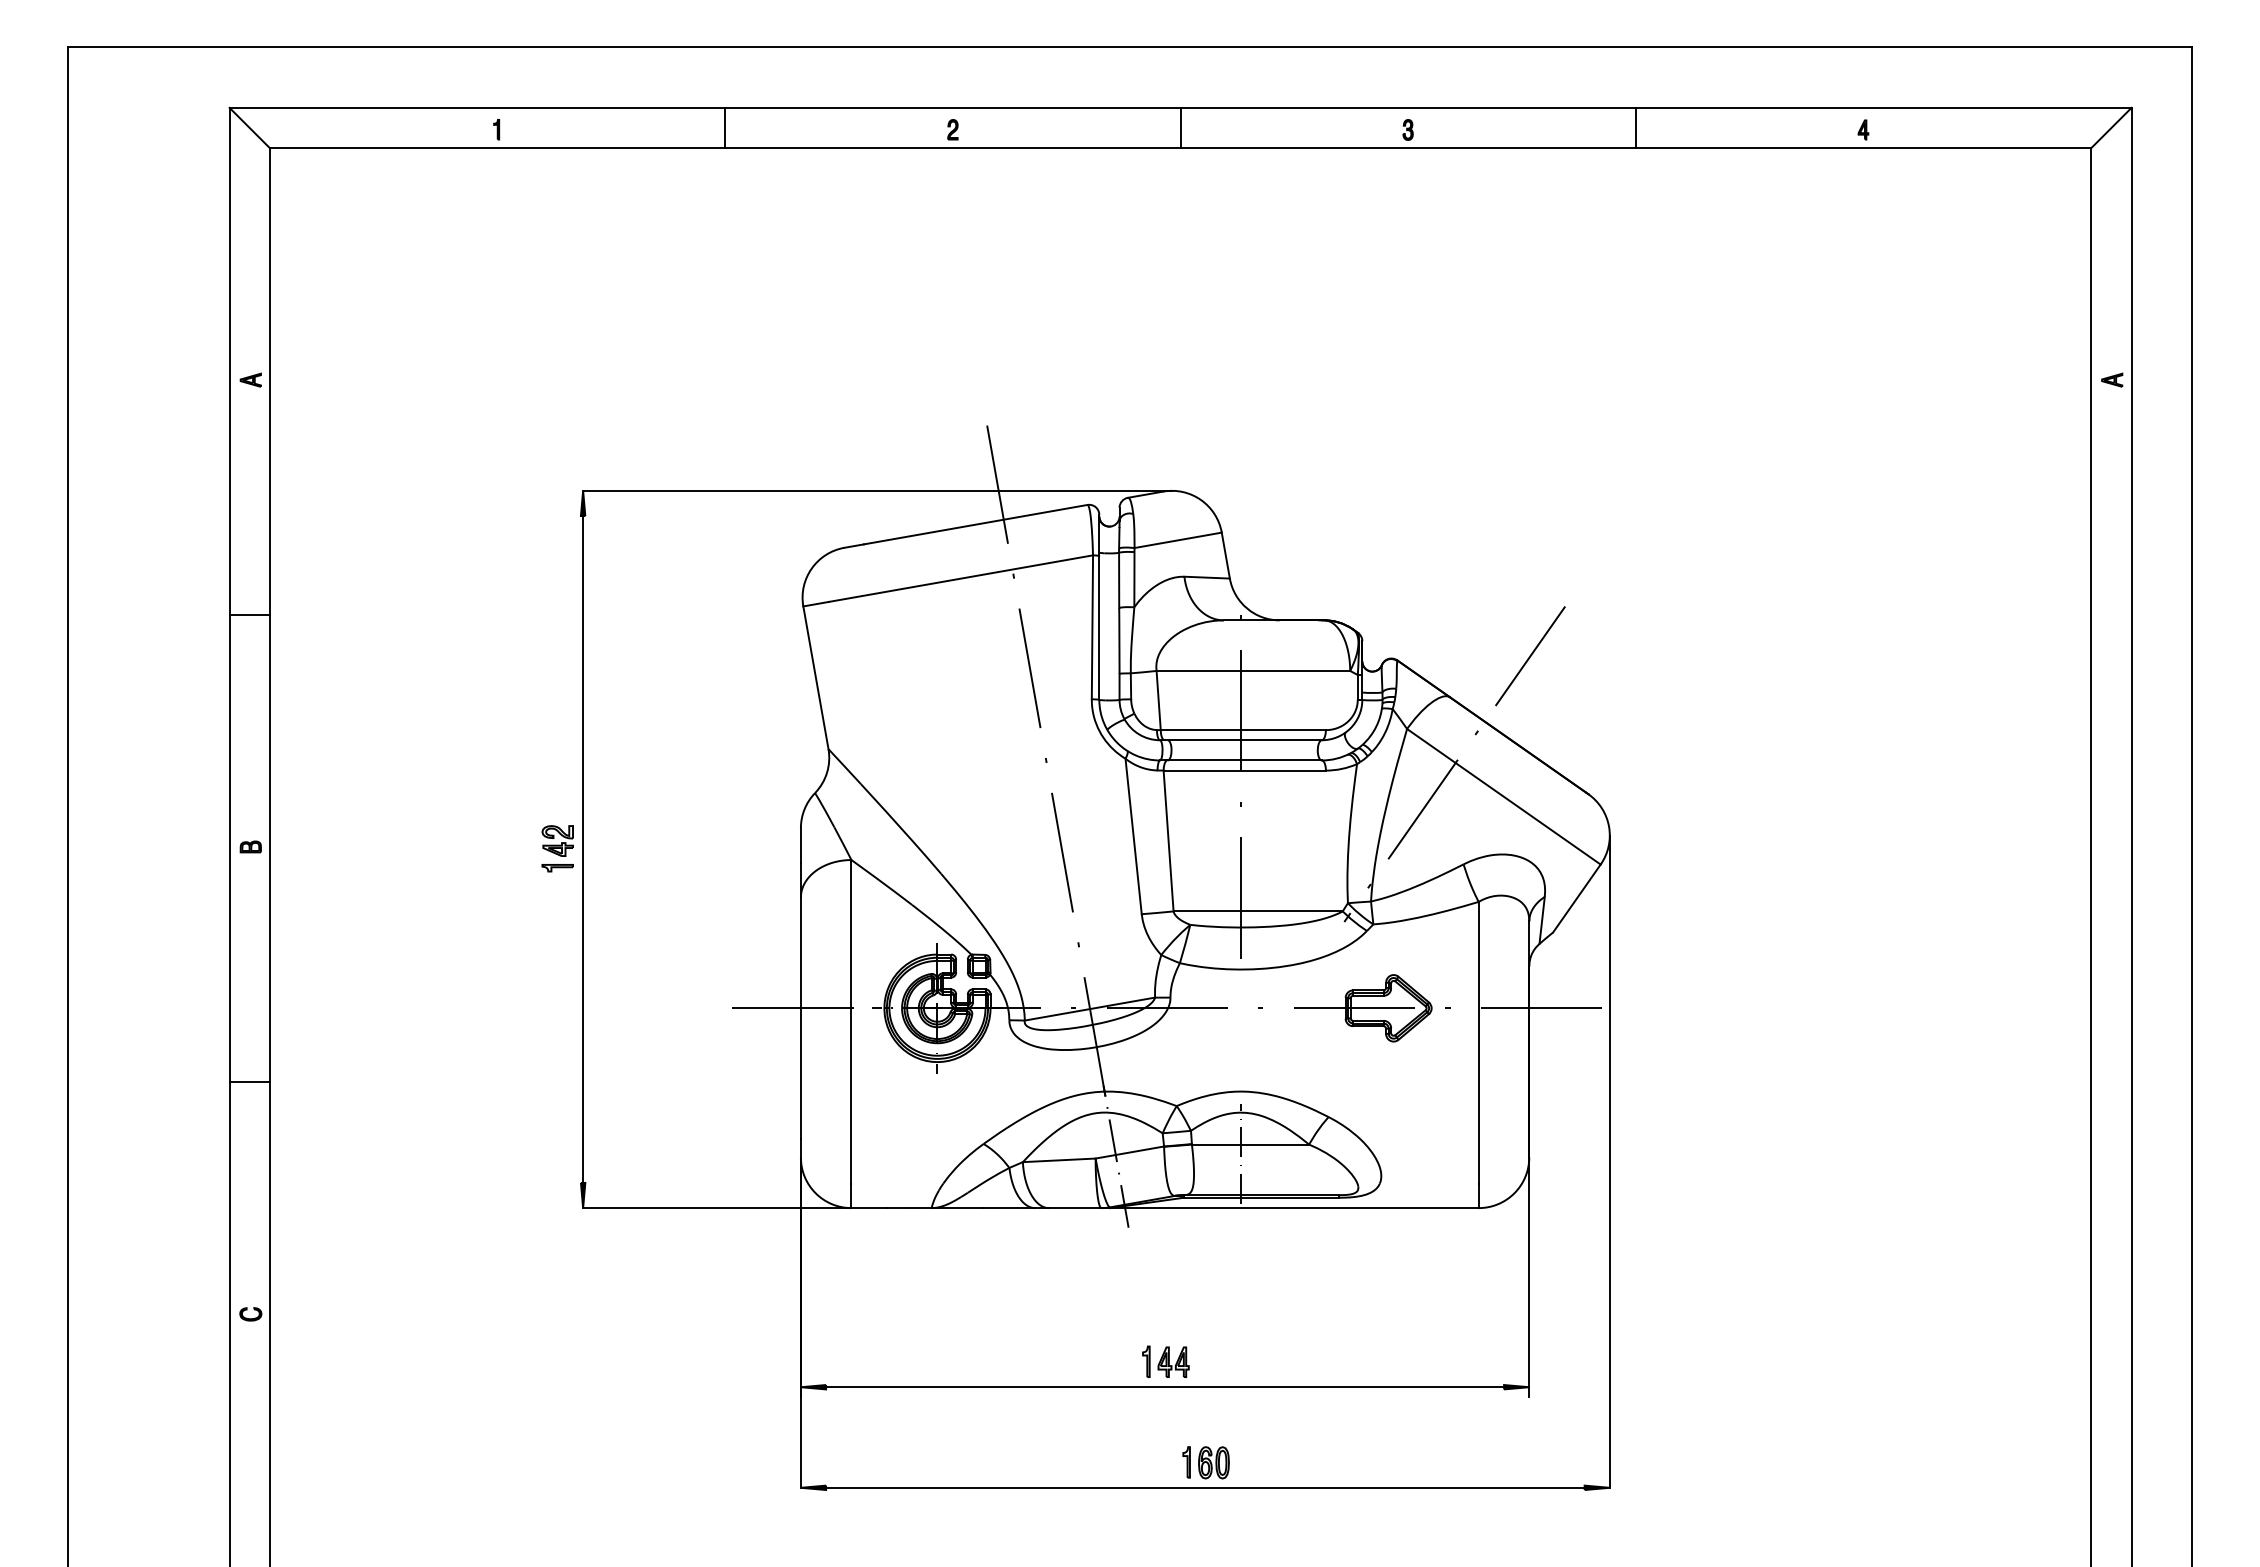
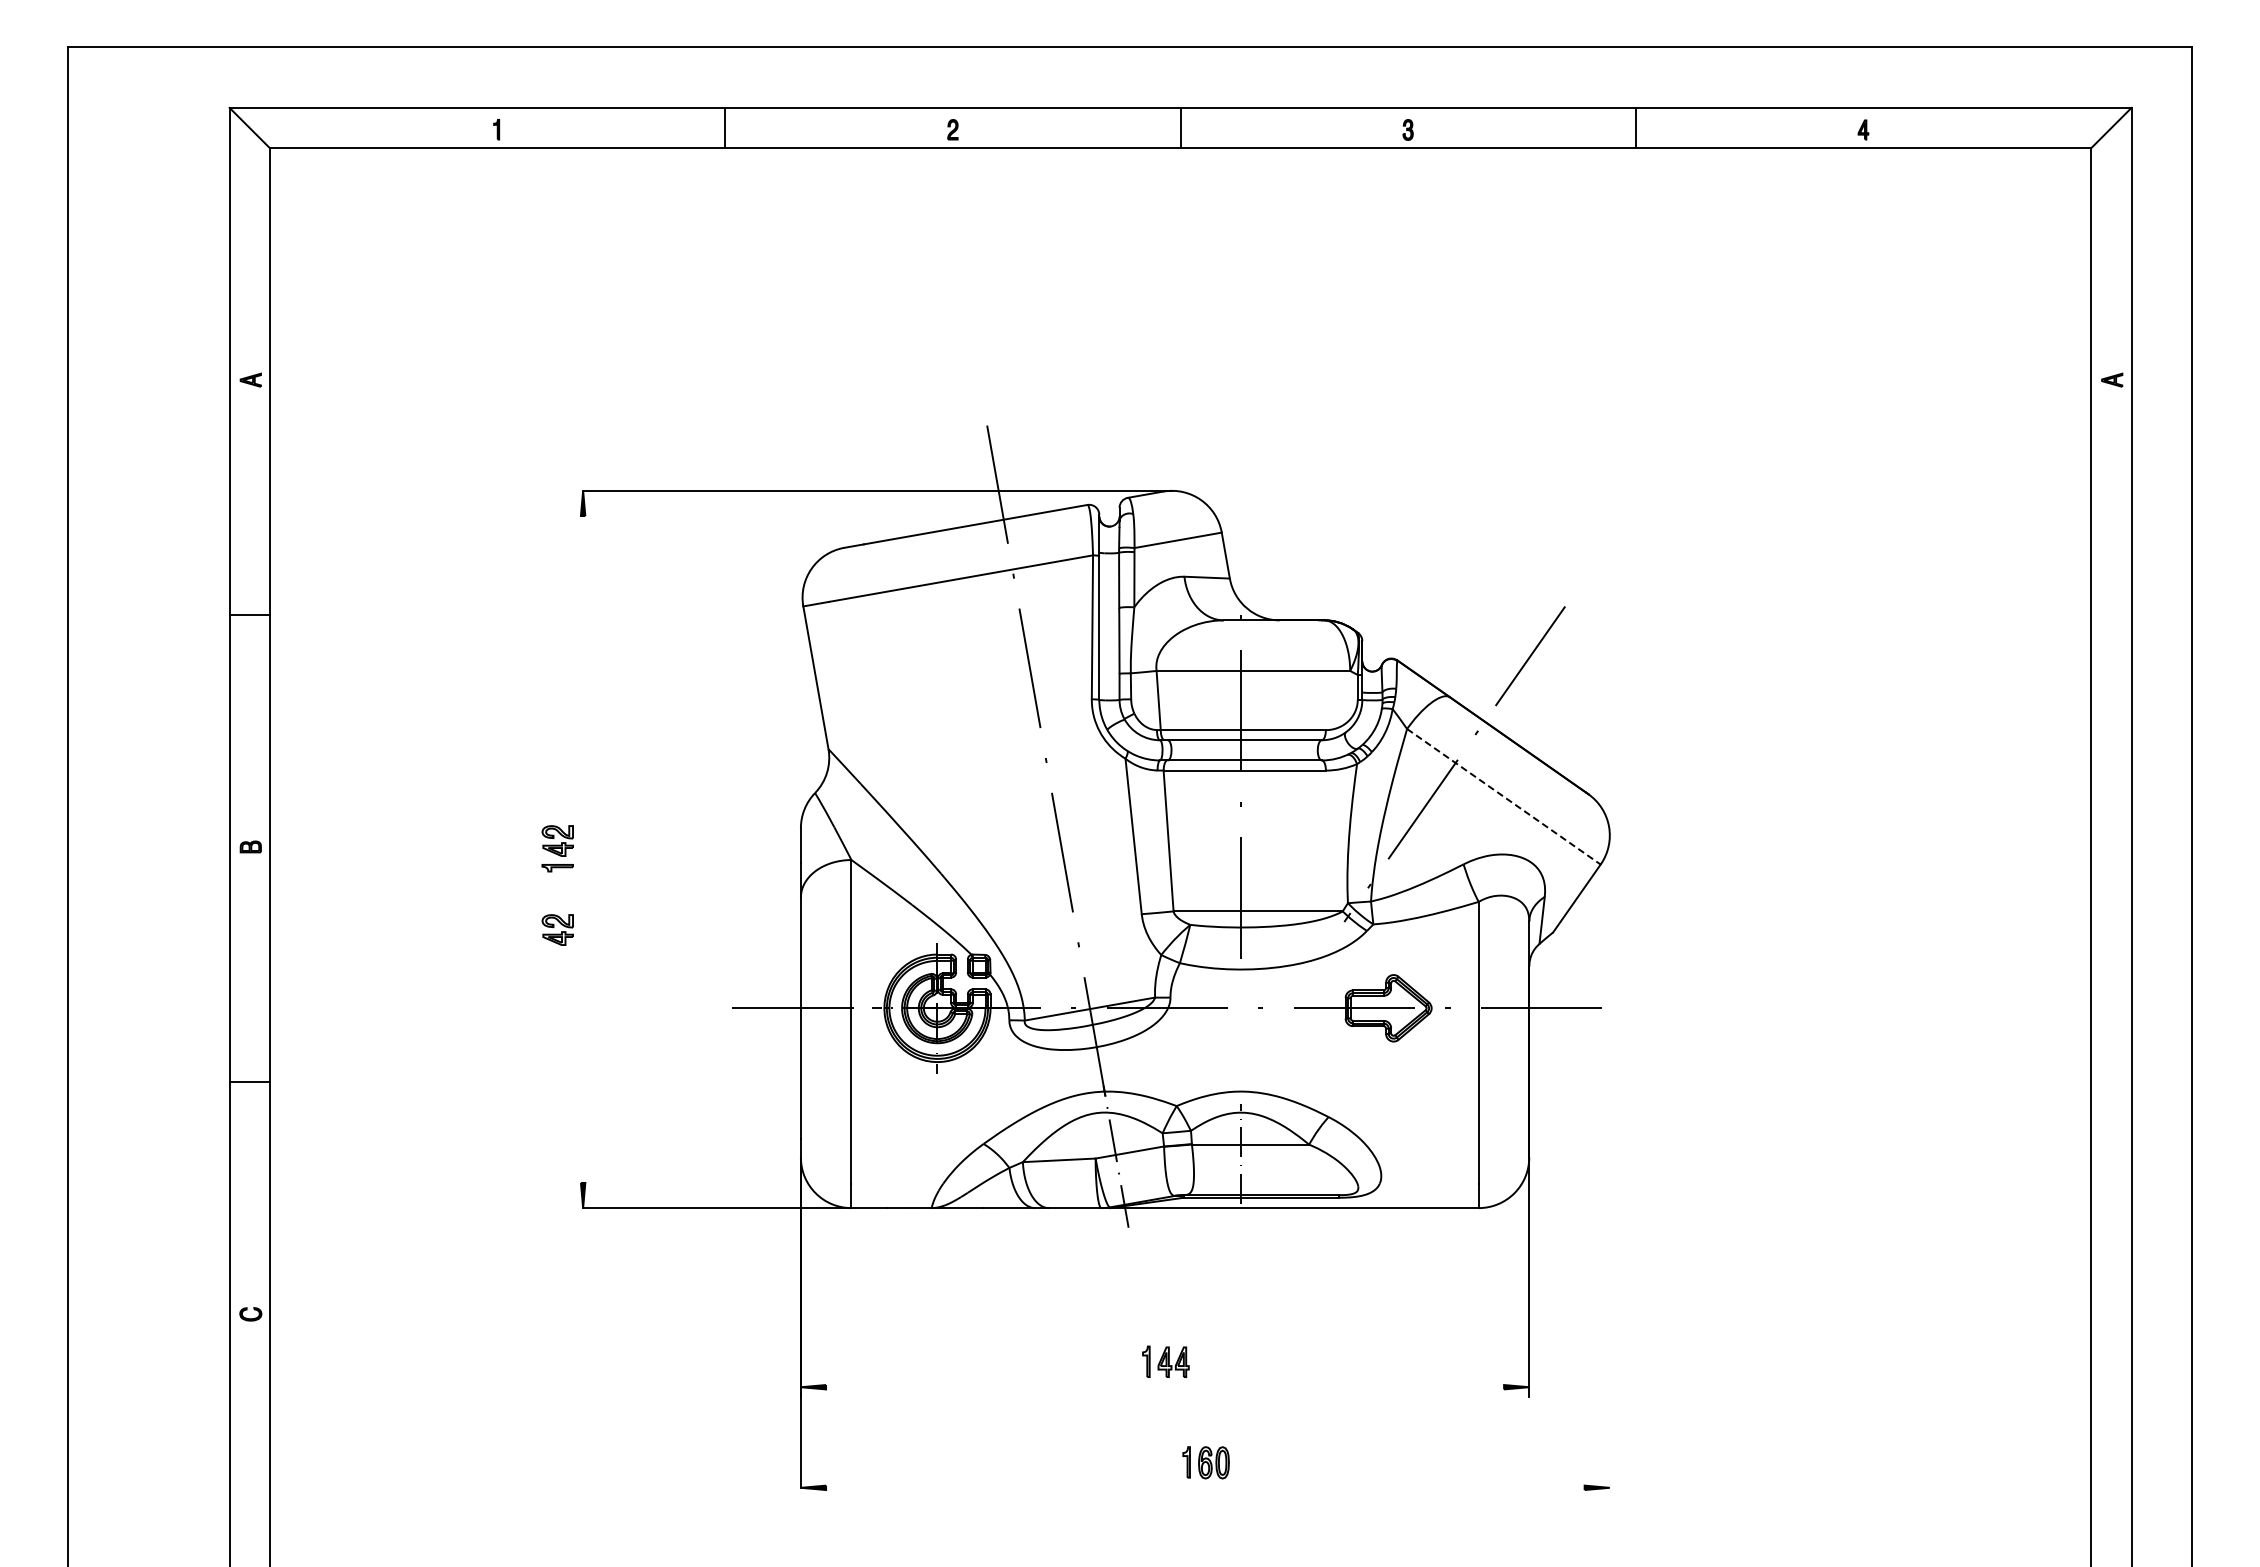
line: solid -> dashed (1504, 797)
line: present -> none (583, 849)
part: none -> present (557, 929)
line: present -> none (1609, 1161)
line: present -> none (1165, 1387)
line: present -> none (1205, 1487)
